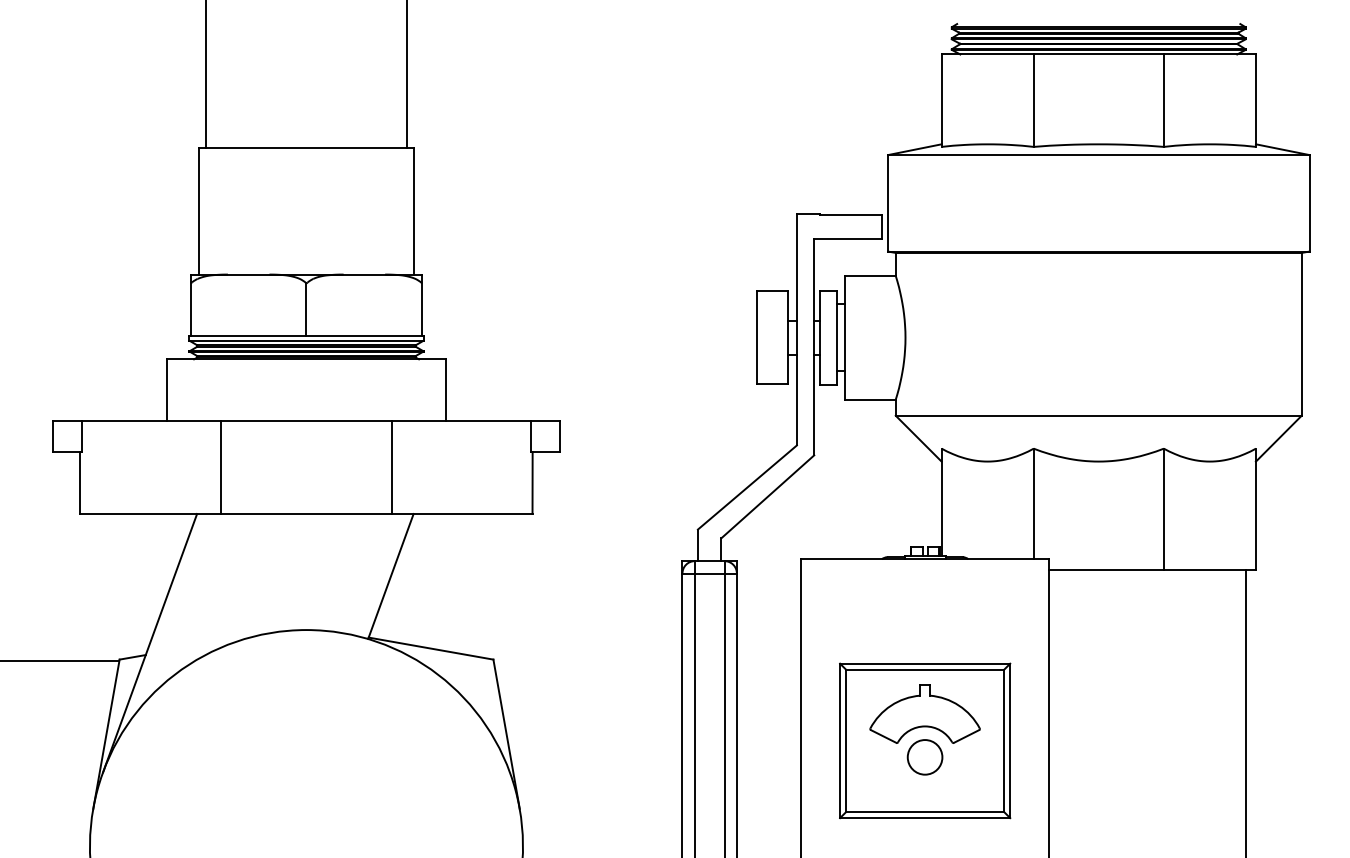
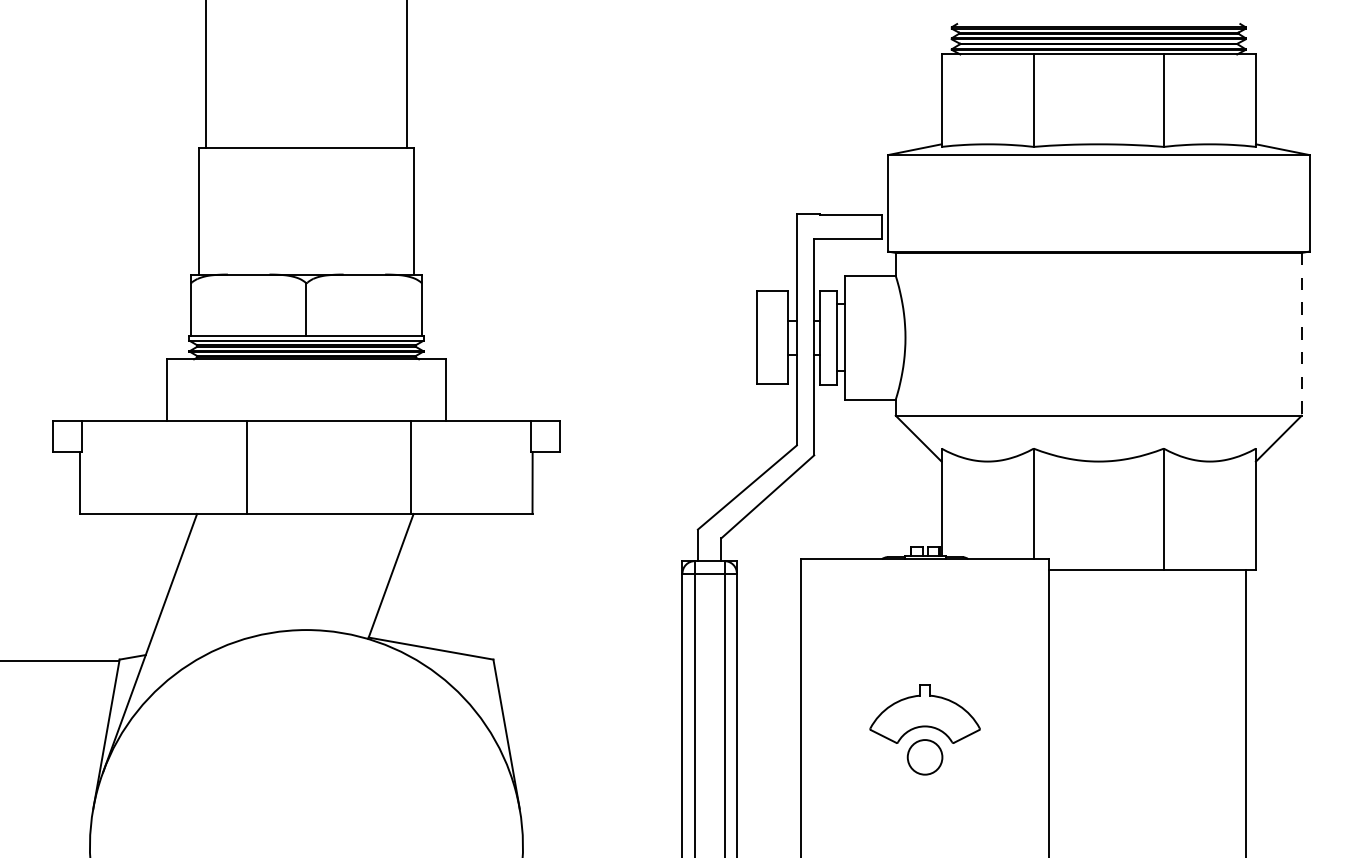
line: solid -> dashed (1301, 334)
line position: (221, 467) -> (247, 467) (247, 467)
line position: (391, 467) -> (410, 467) (410, 467)
part: present -> none (925, 740)
